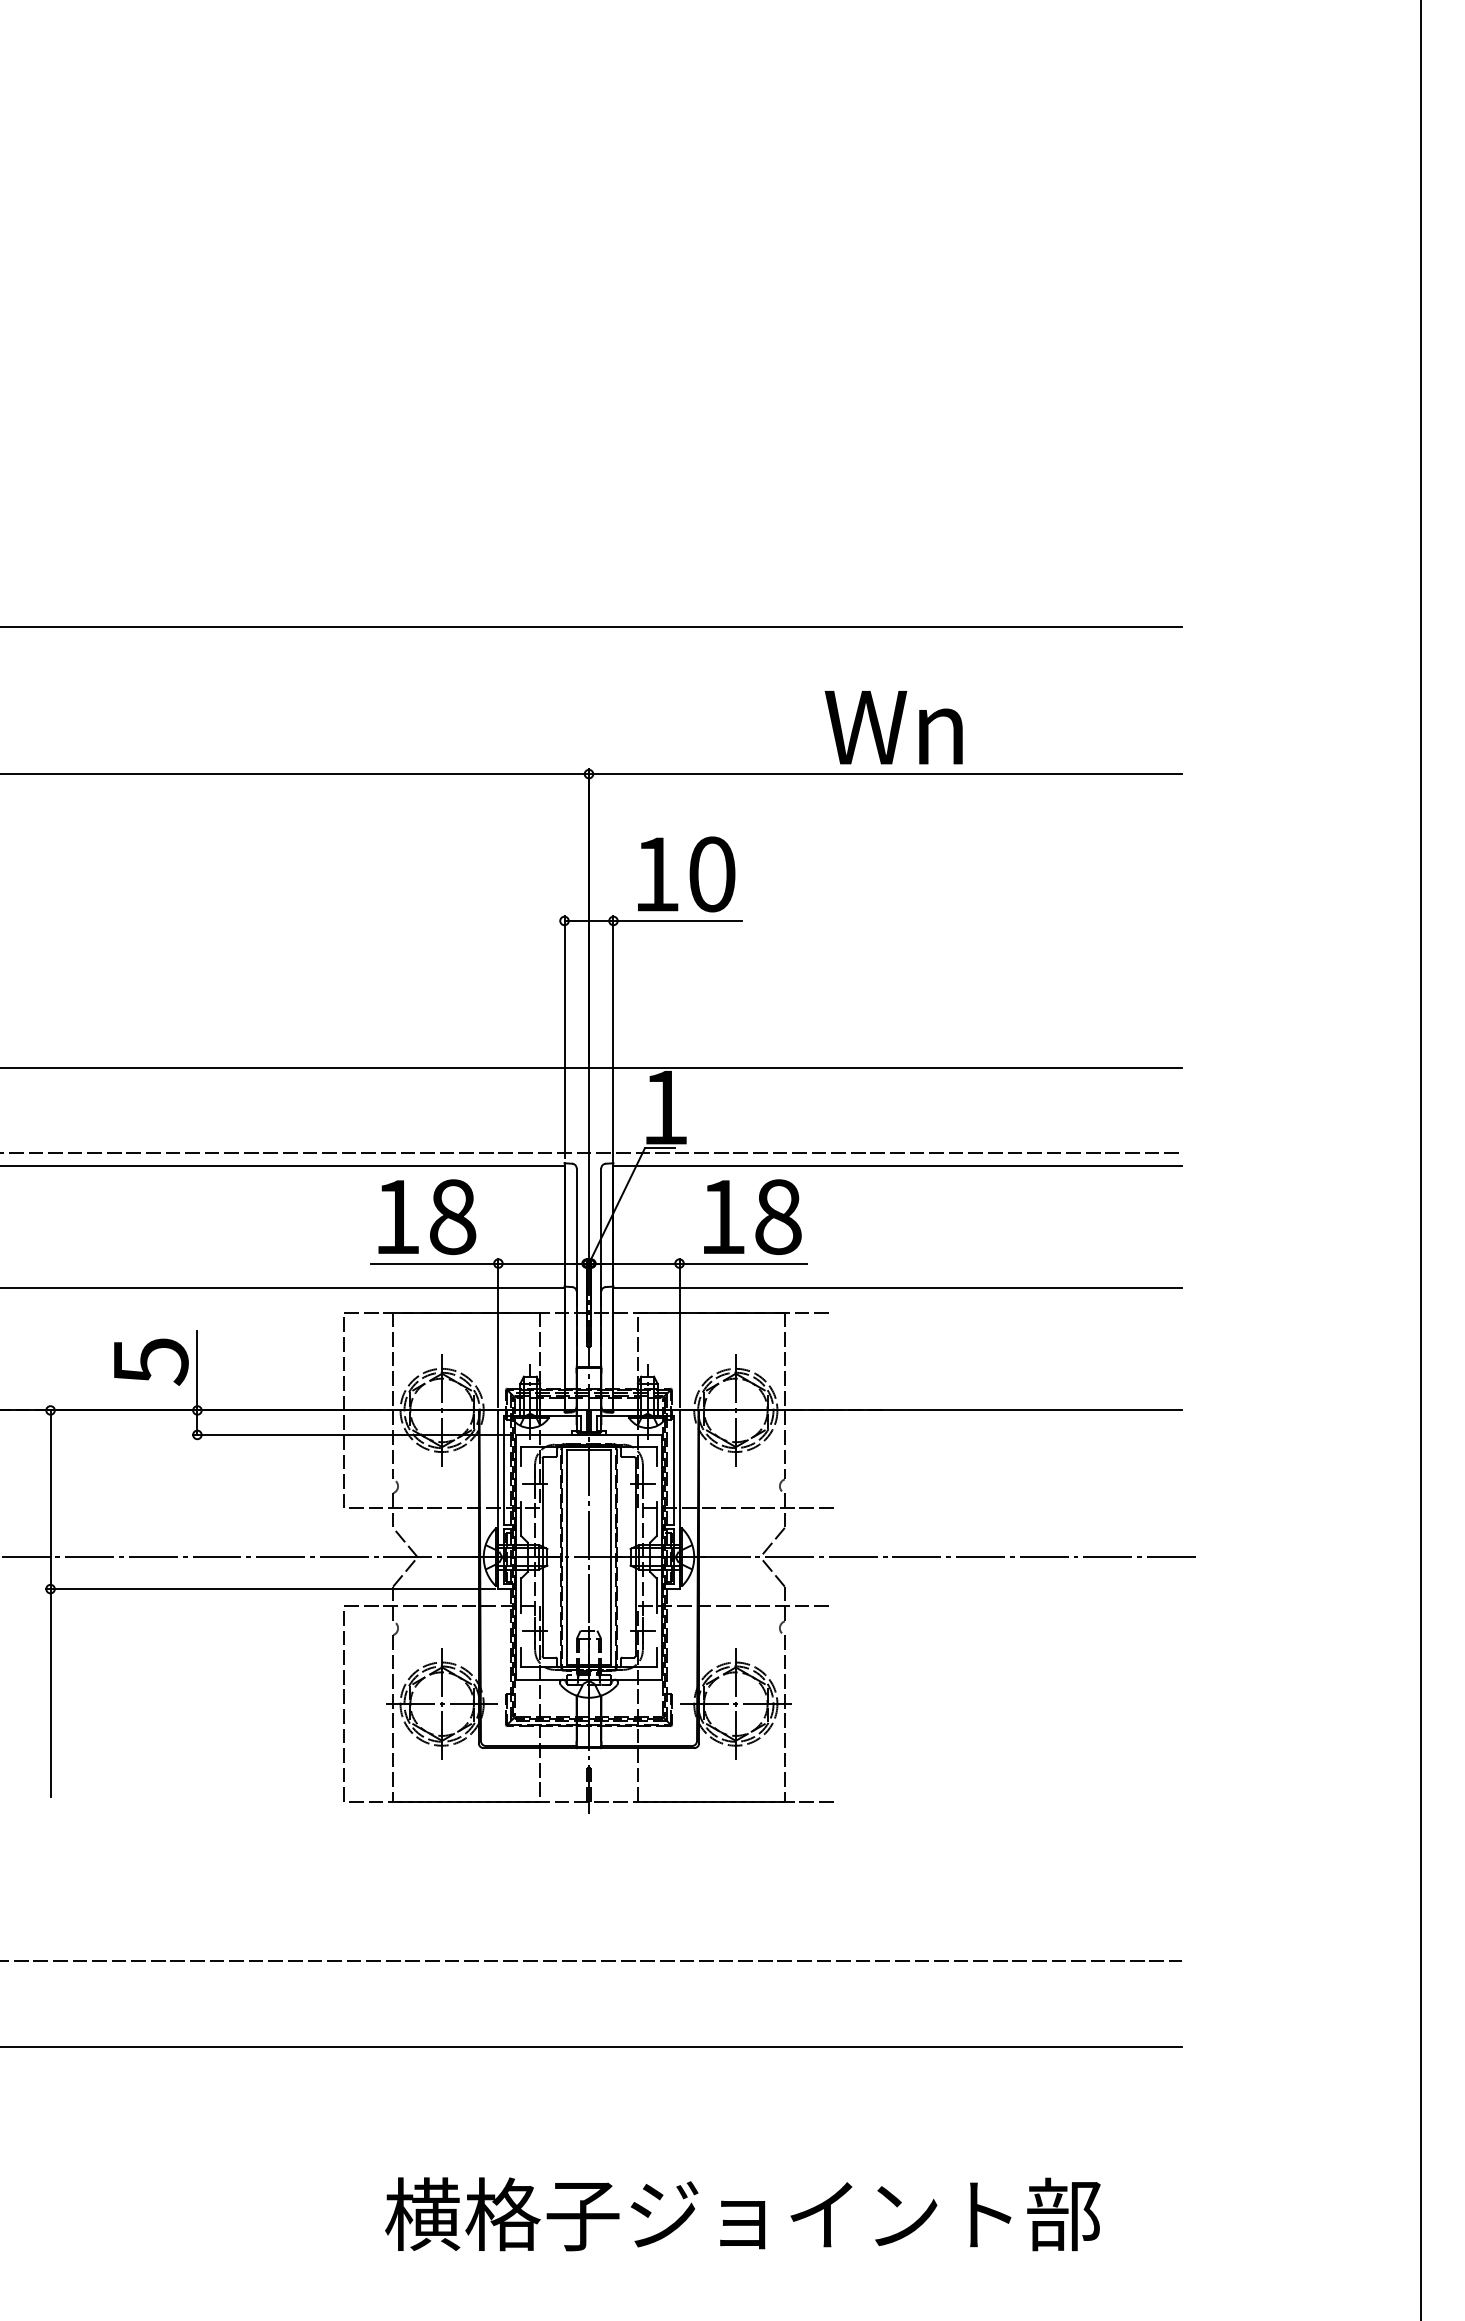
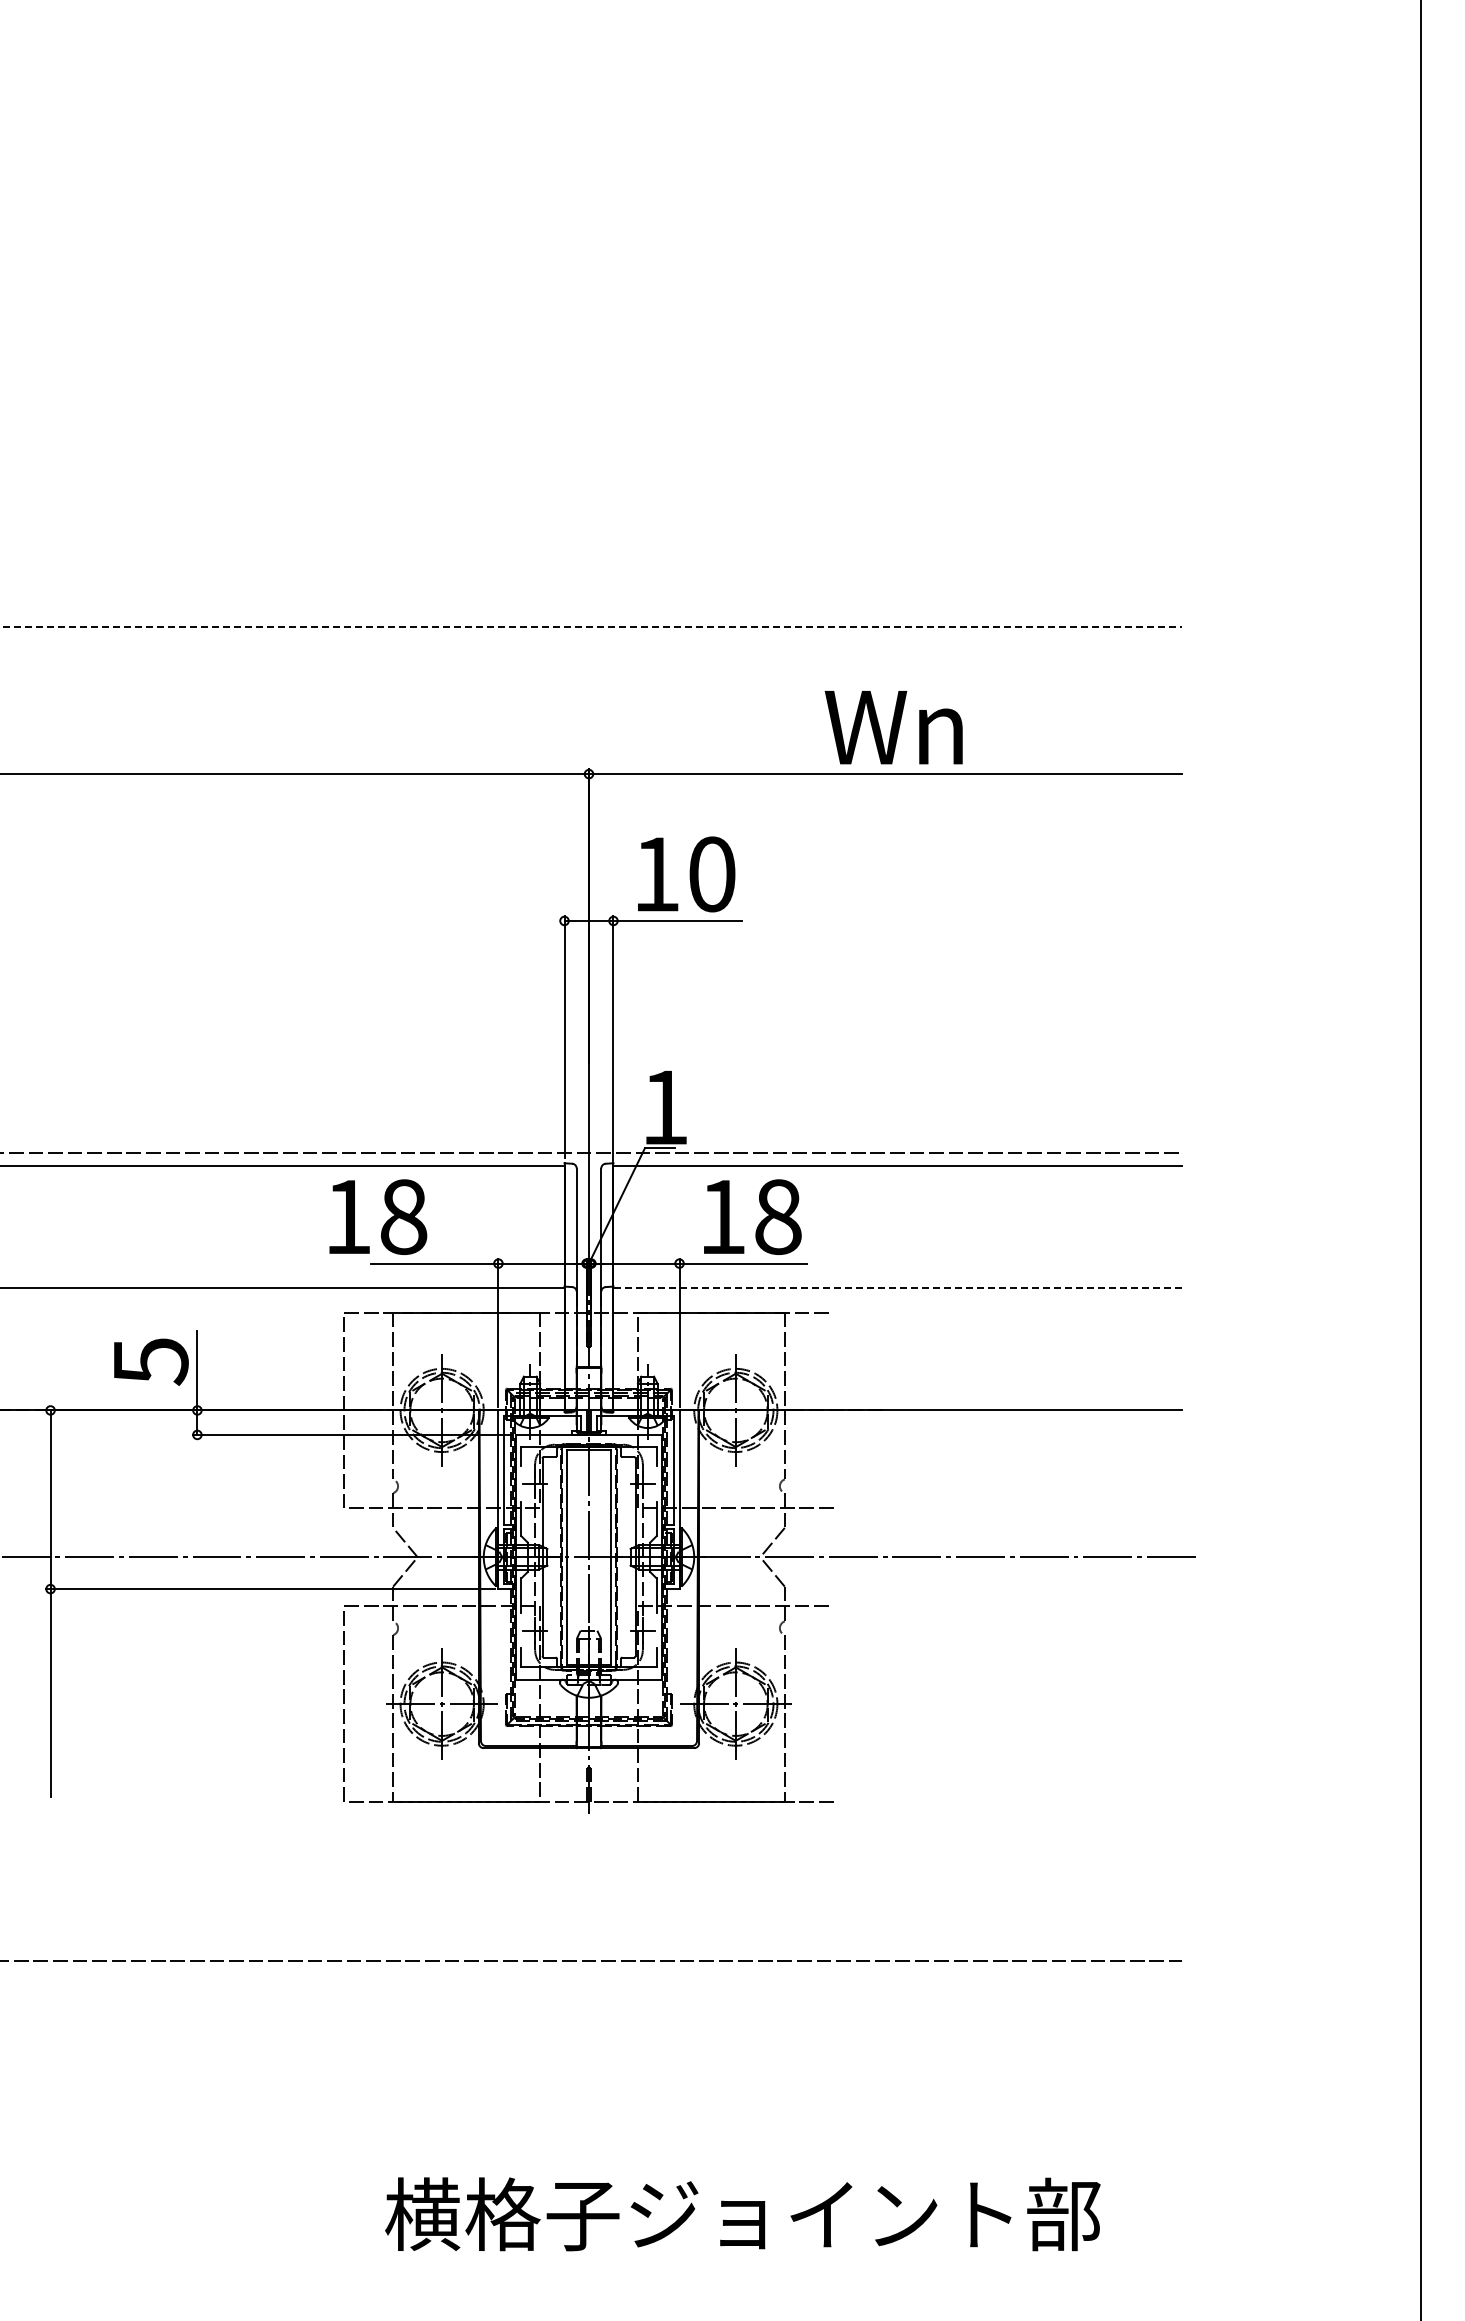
line: solid -> dashed (591, 627)
line: present -> none (592, 1067)
text position: (427, 1216) -> (378, 1216) (378, 1216)
line: solid -> dashed (897, 1288)
line: present -> none (592, 2046)
